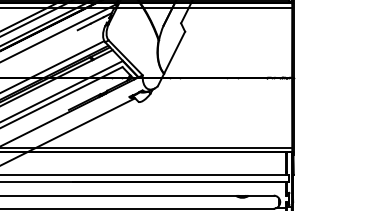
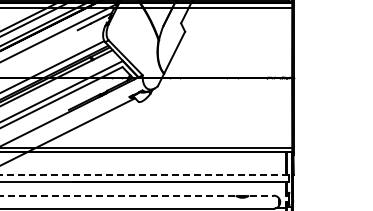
line: solid -> dashed (143, 175)
line: solid -> dashed (137, 195)
